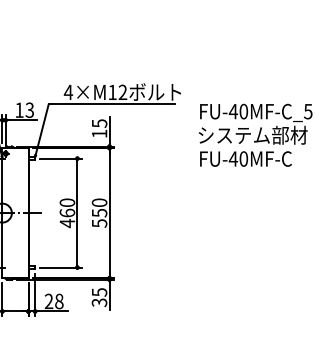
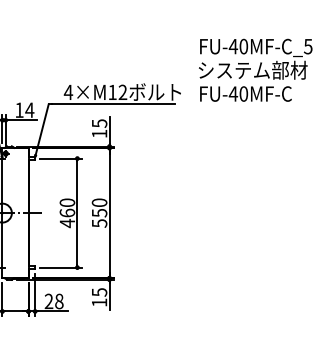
text: 13 -> 14 (29, 109)
text position: (255, 134) -> (255, 69) (255, 69)
text: 35 -> 15 (99, 302)
